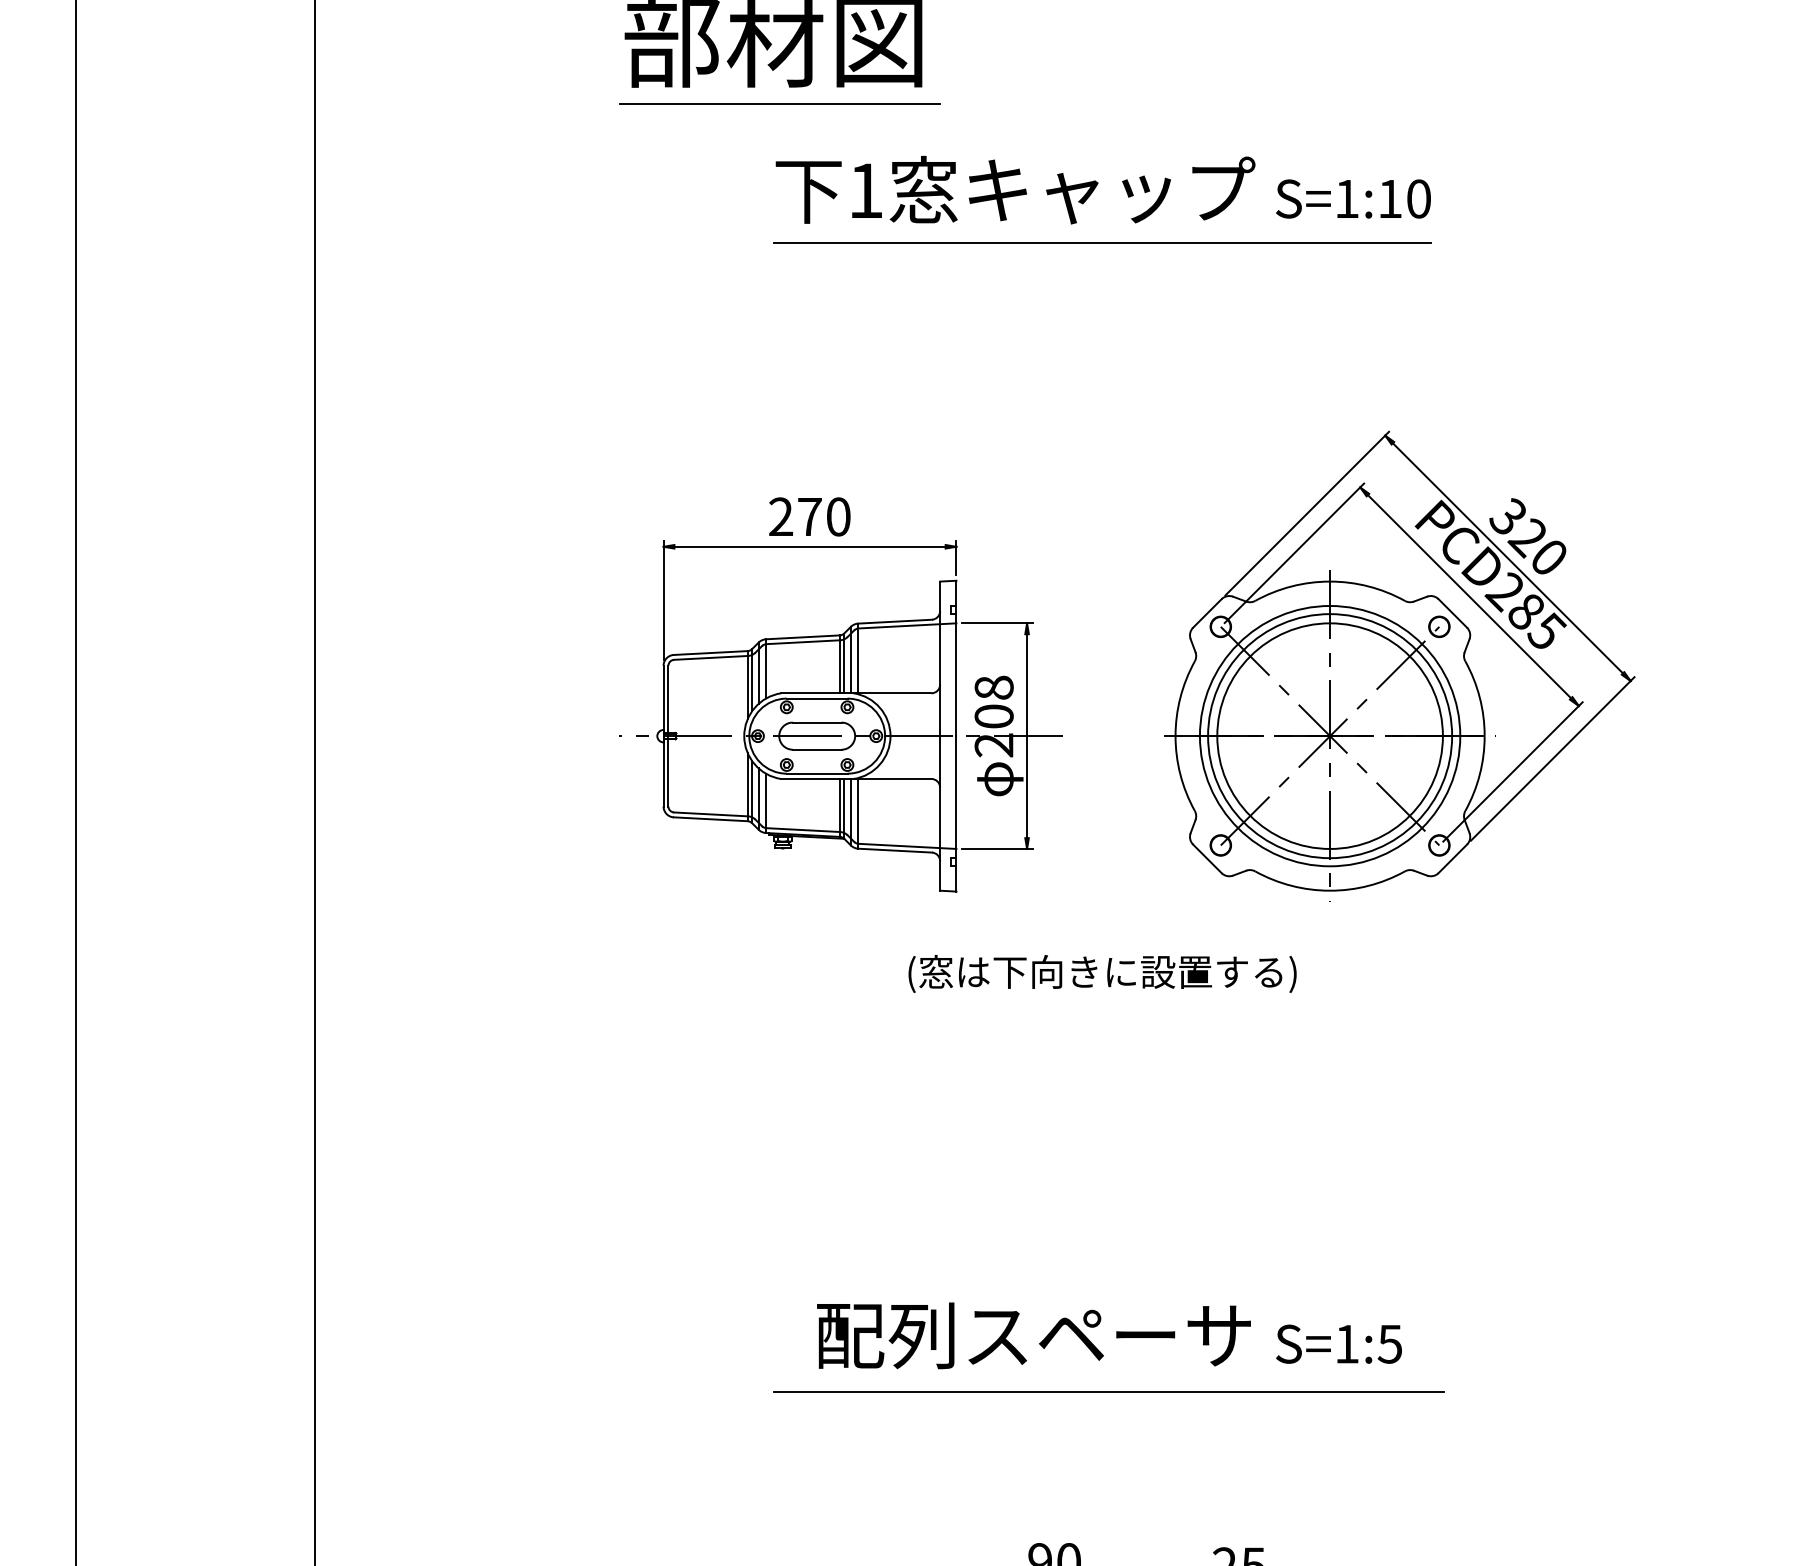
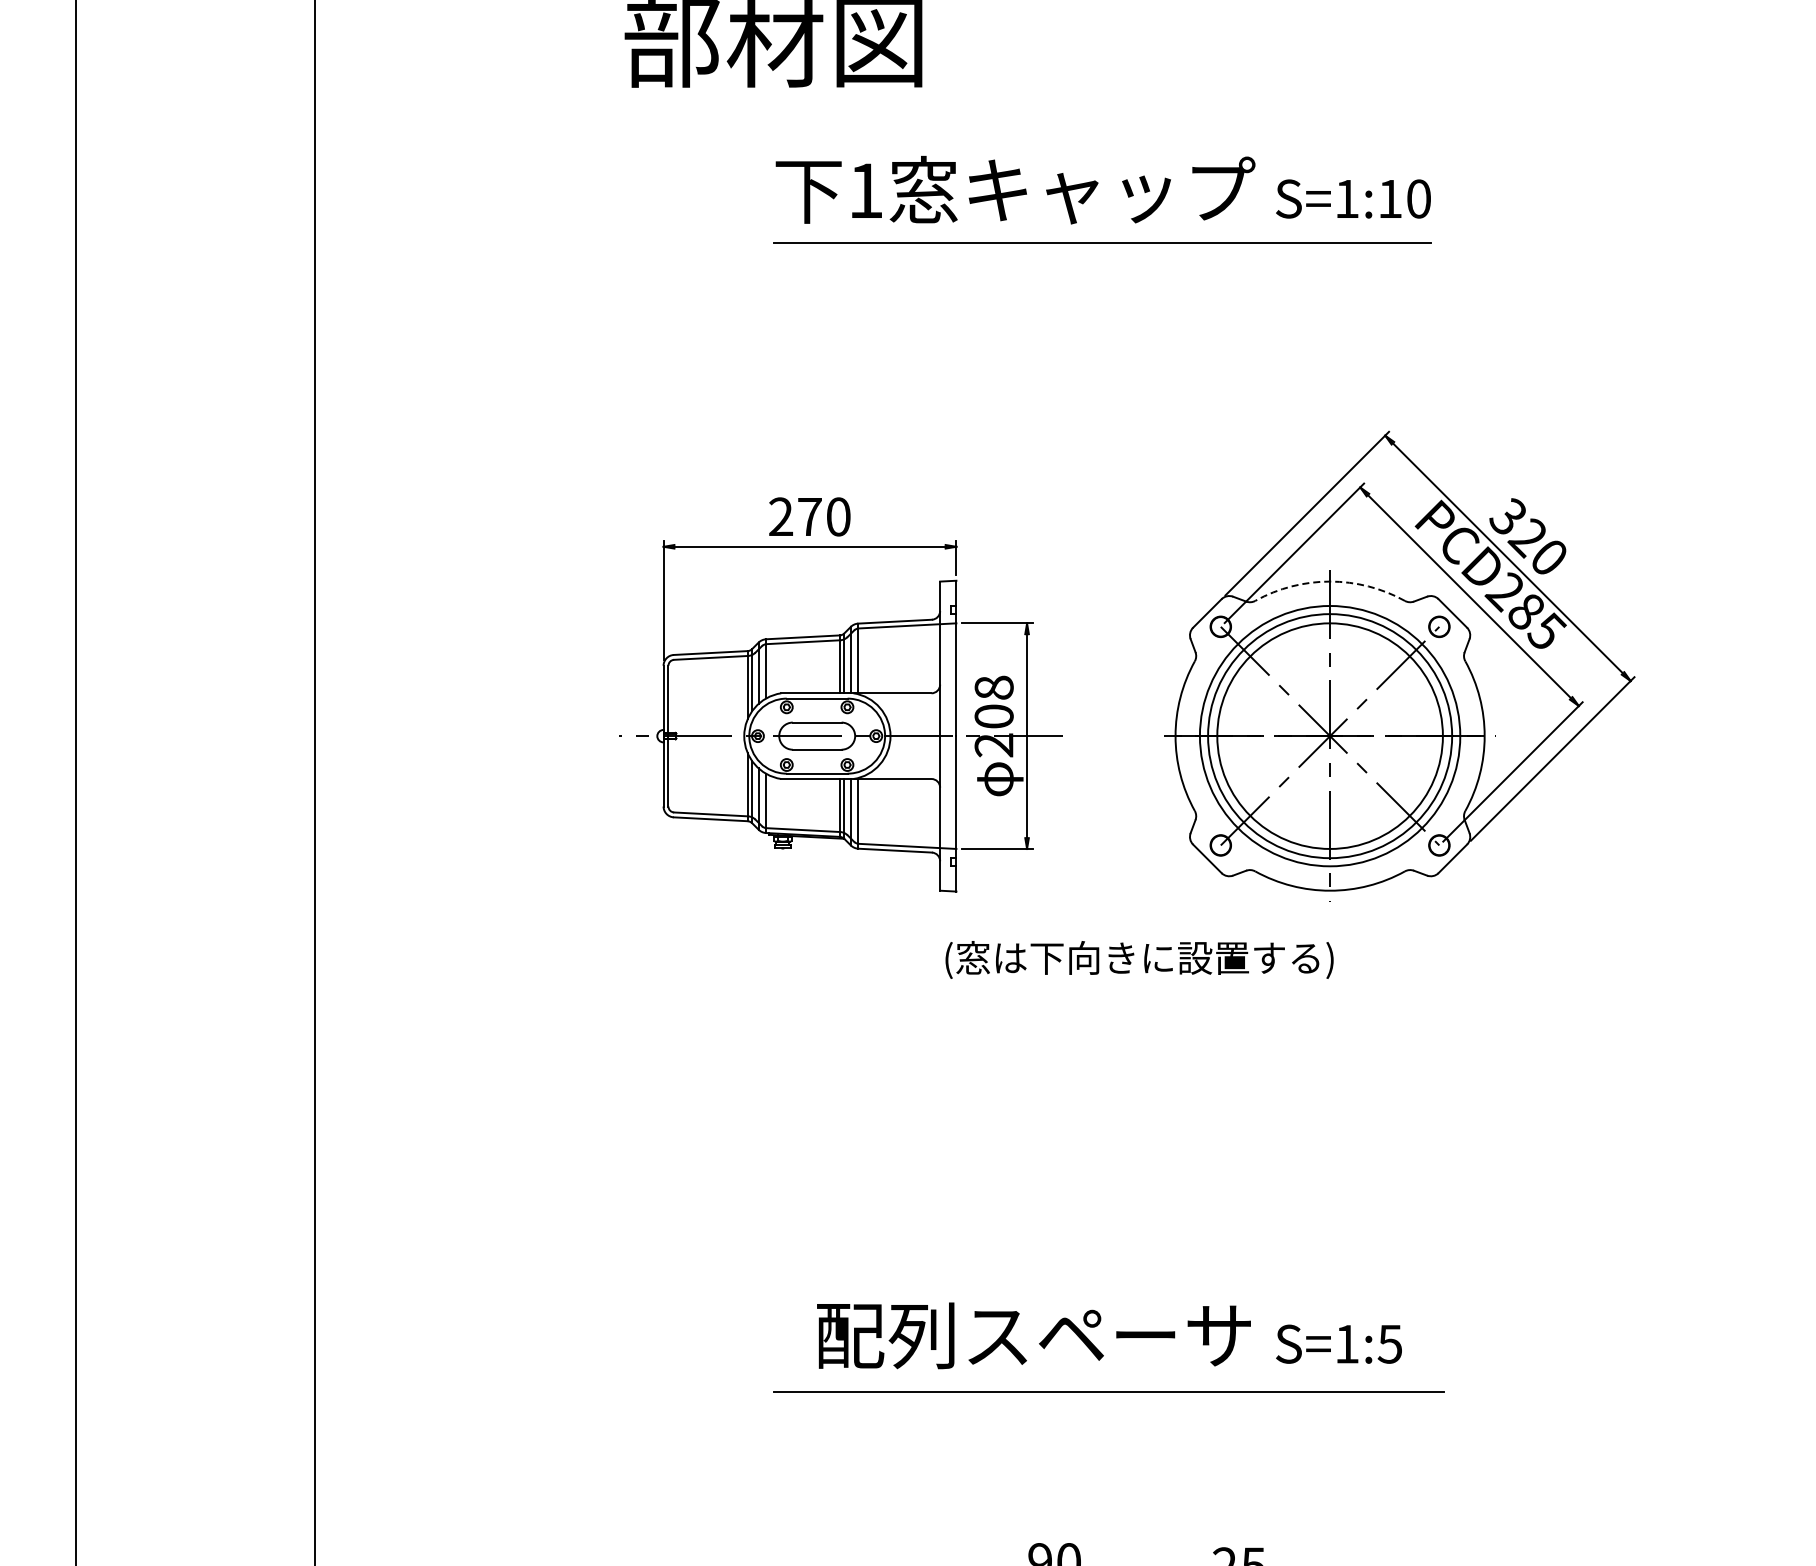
line: present -> none (779, 103)
arc: solid -> dashed (1330, 581)
text position: (1102, 973) -> (1139, 959) (1139, 959)
